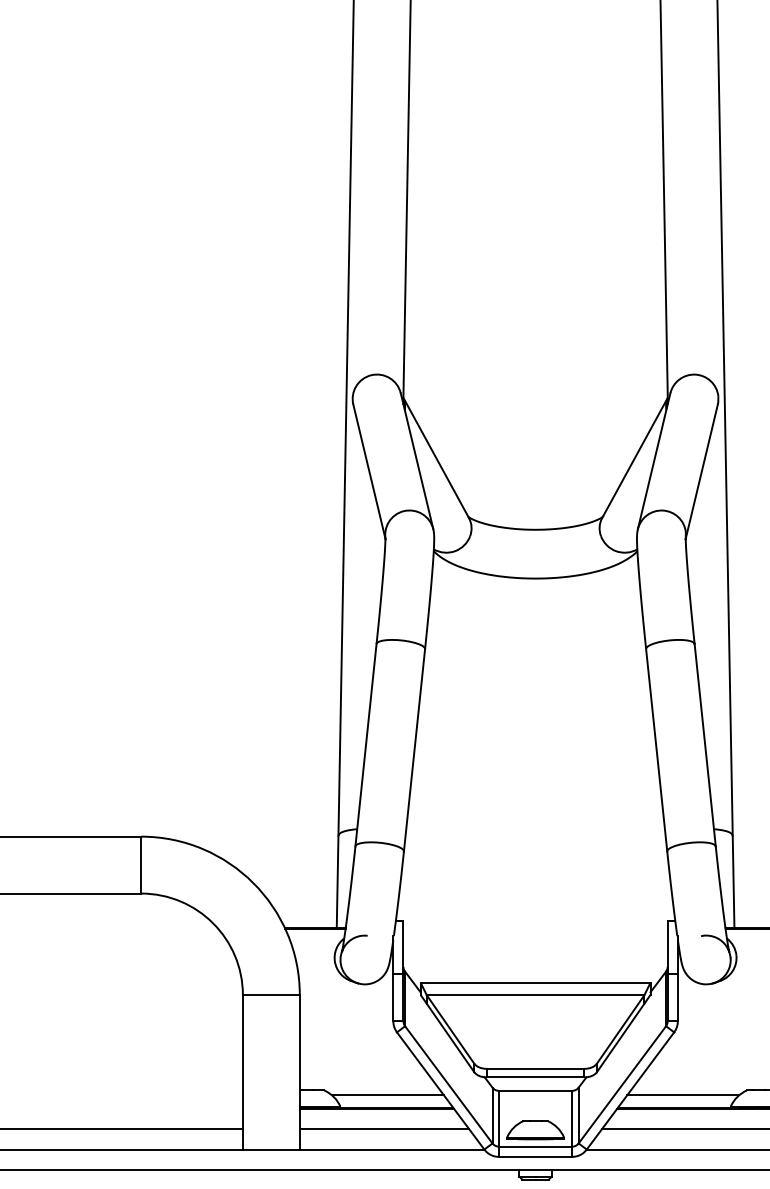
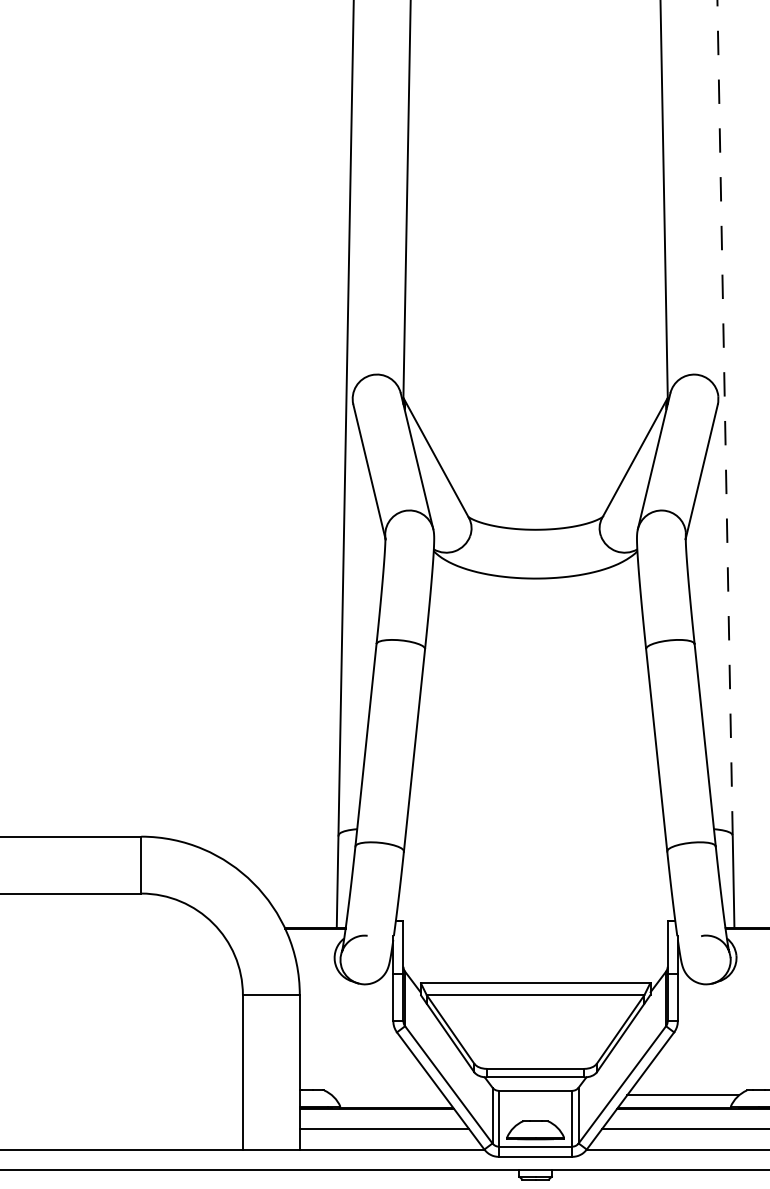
line: solid -> dashed (725, 417)
line: present -> none (387, 1095)
line: present -> none (122, 1129)
